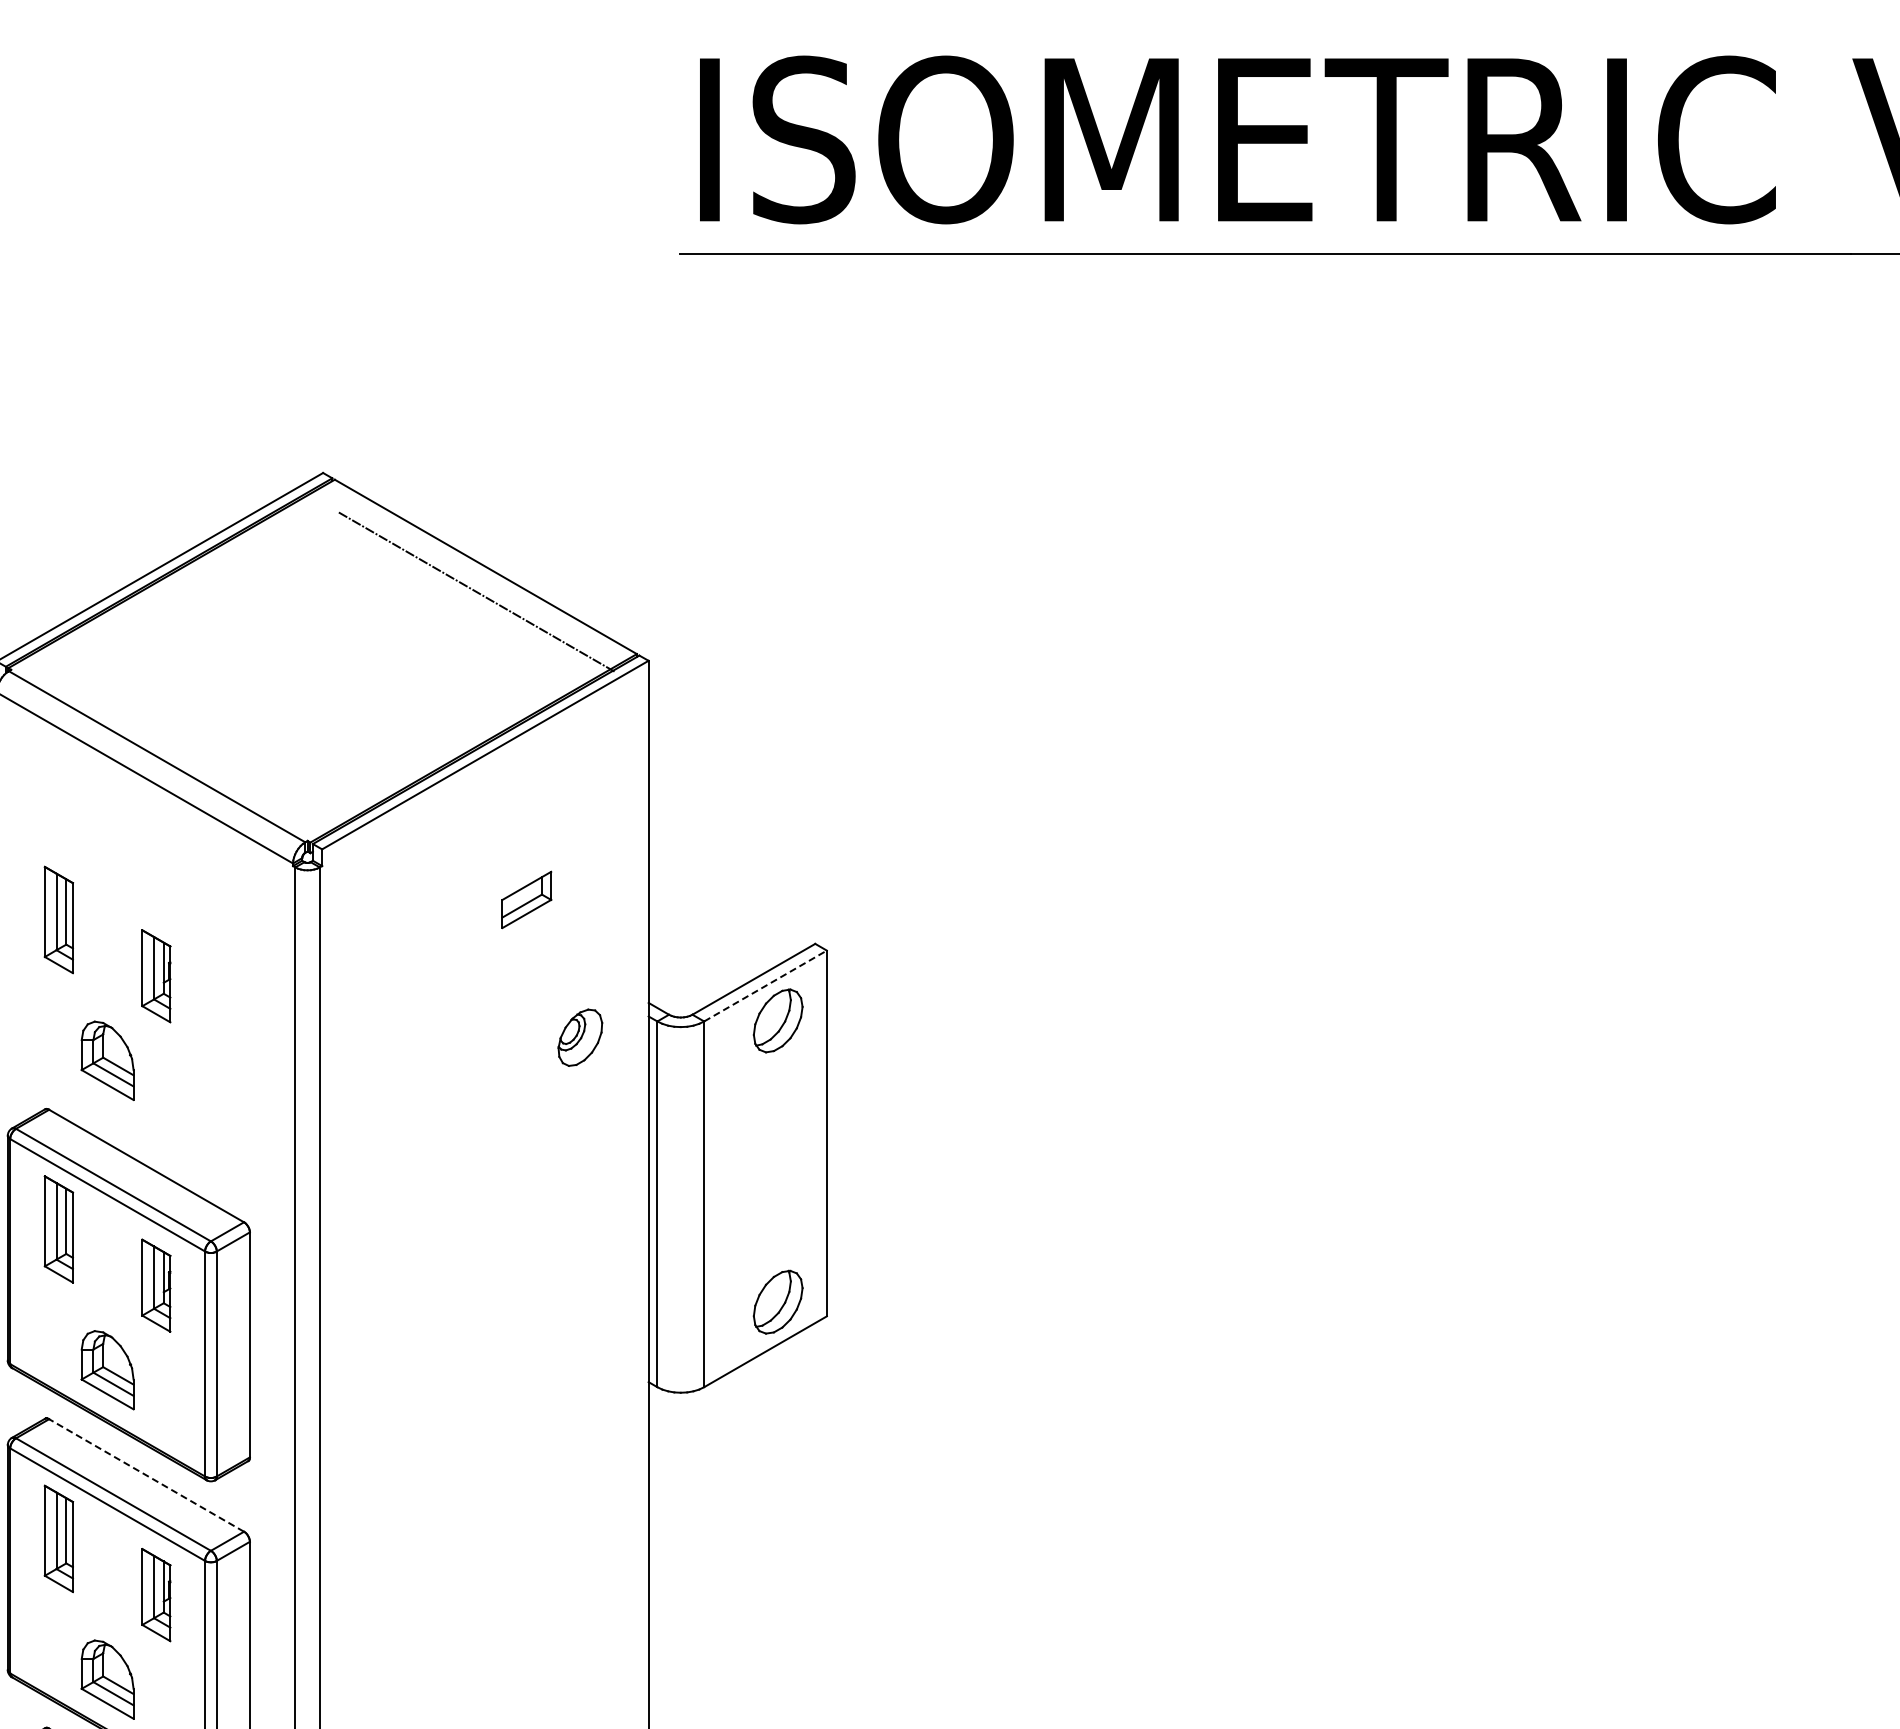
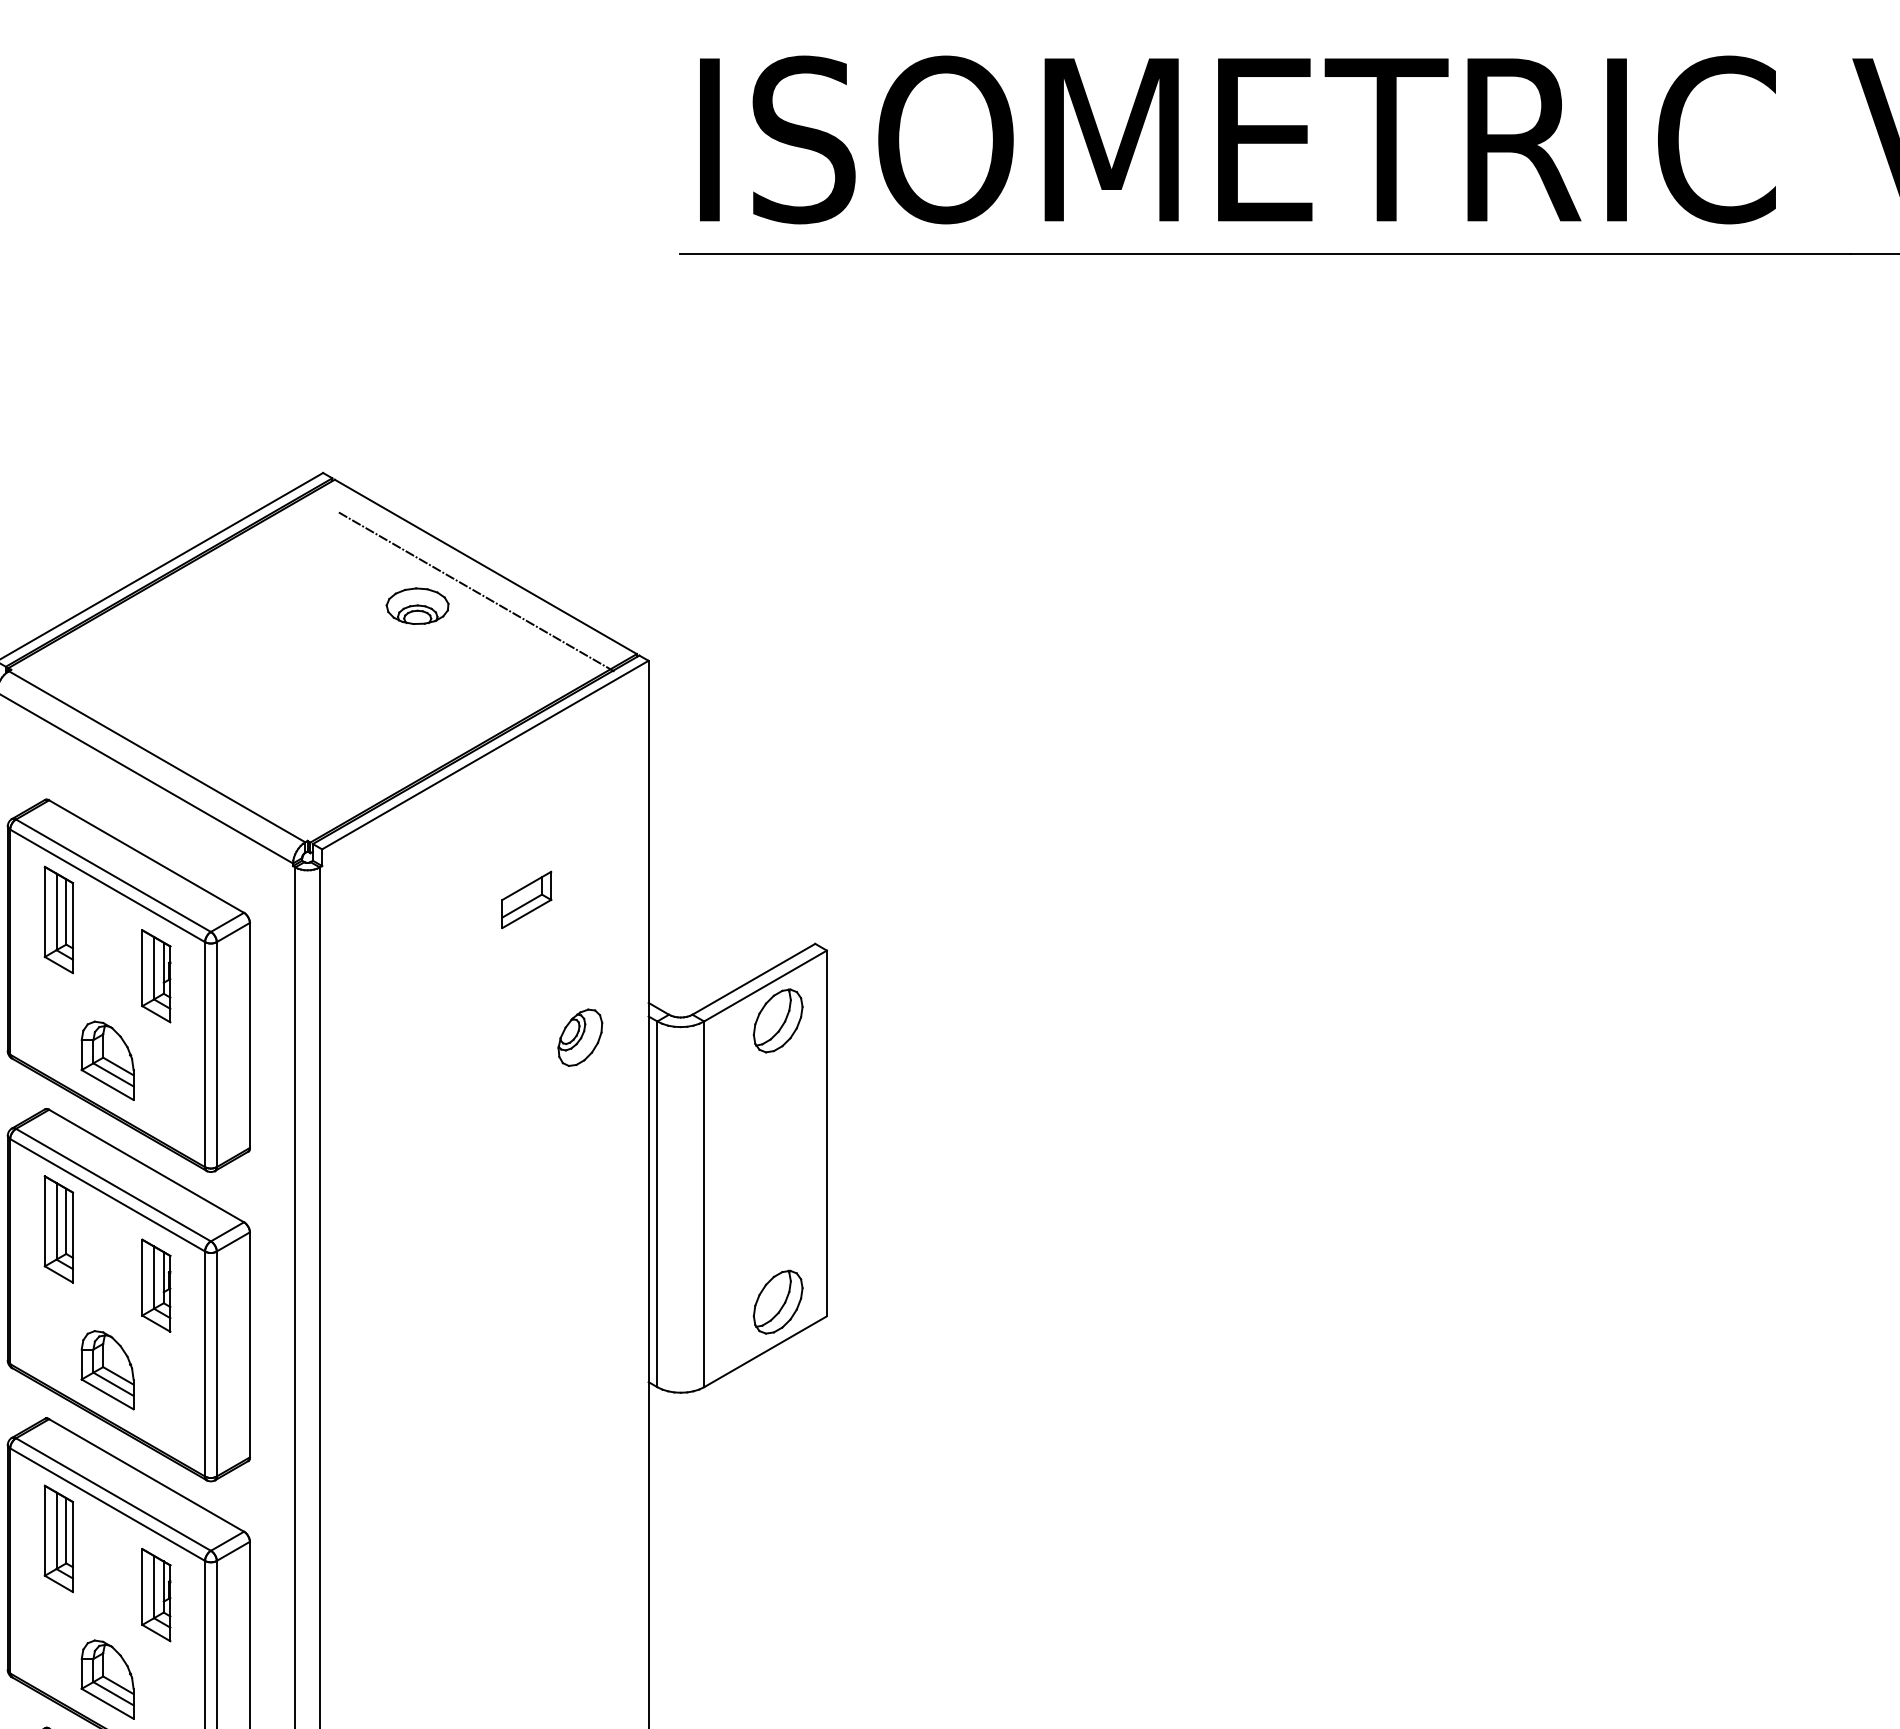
part: none -> present (417, 605)
part: none -> present (128, 985)
line: dashed -> solid (765, 986)
line: dashed -> solid (146, 1475)
